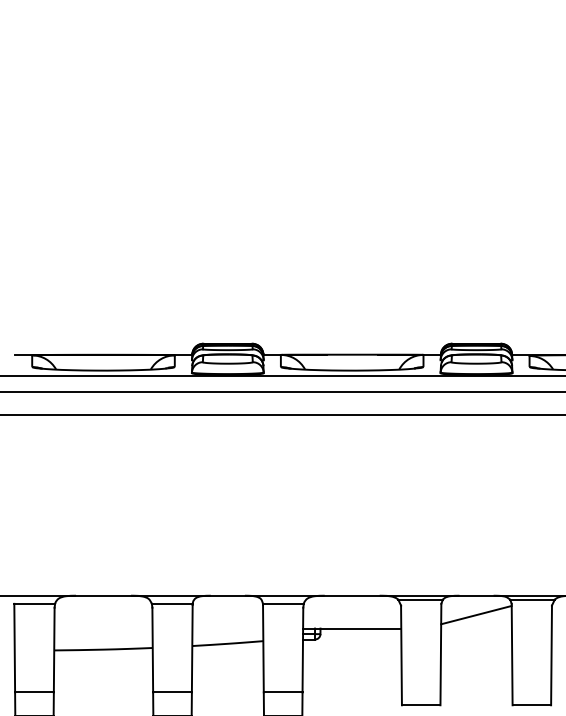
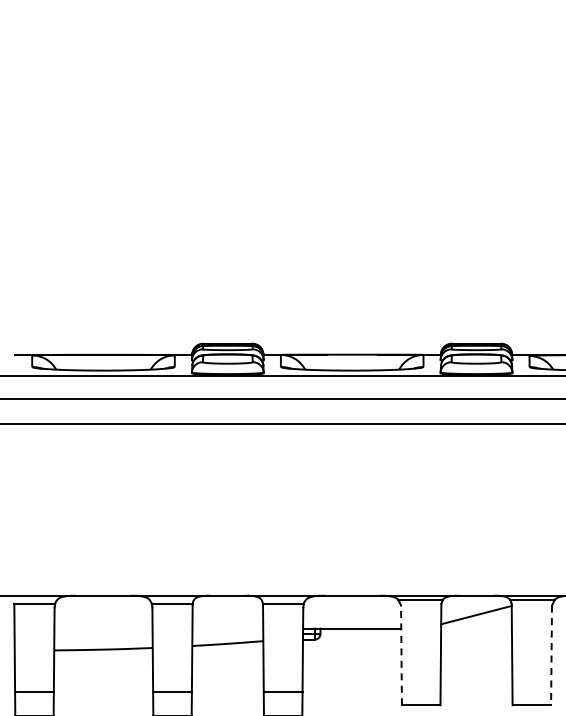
line position: (282, 391) -> (282, 398) (282, 398)
line position: (282, 414) -> (282, 423) (282, 423)
line: solid -> dashed (401, 655)
line: solid -> dashed (551, 655)
